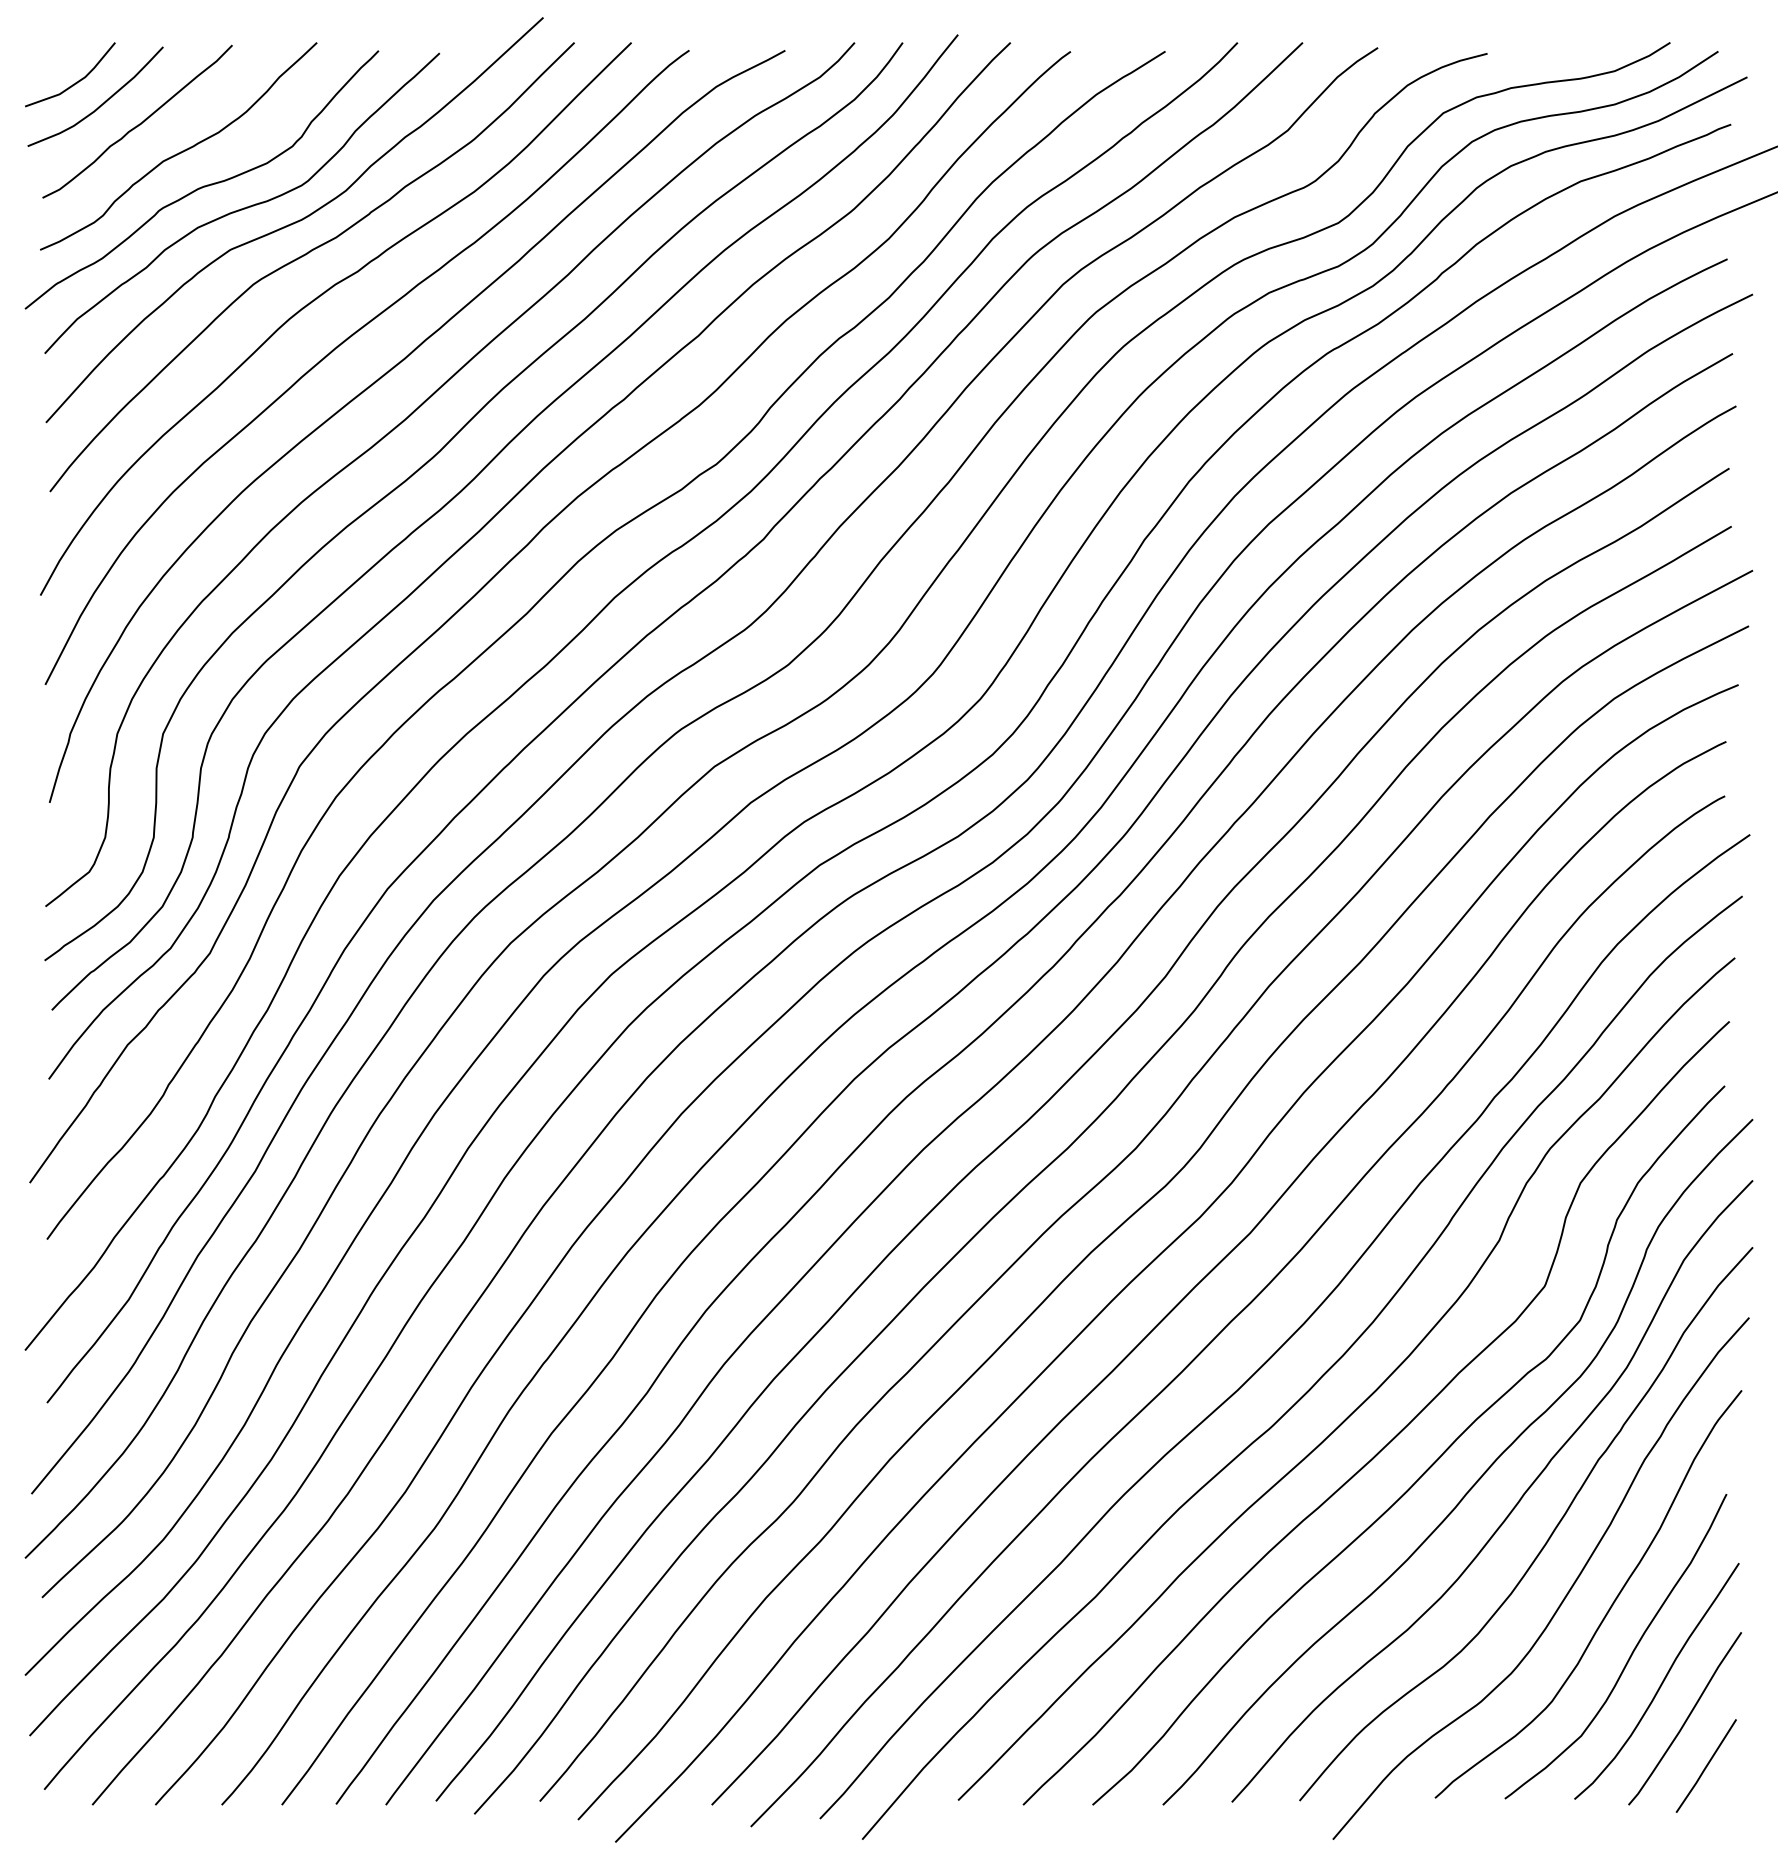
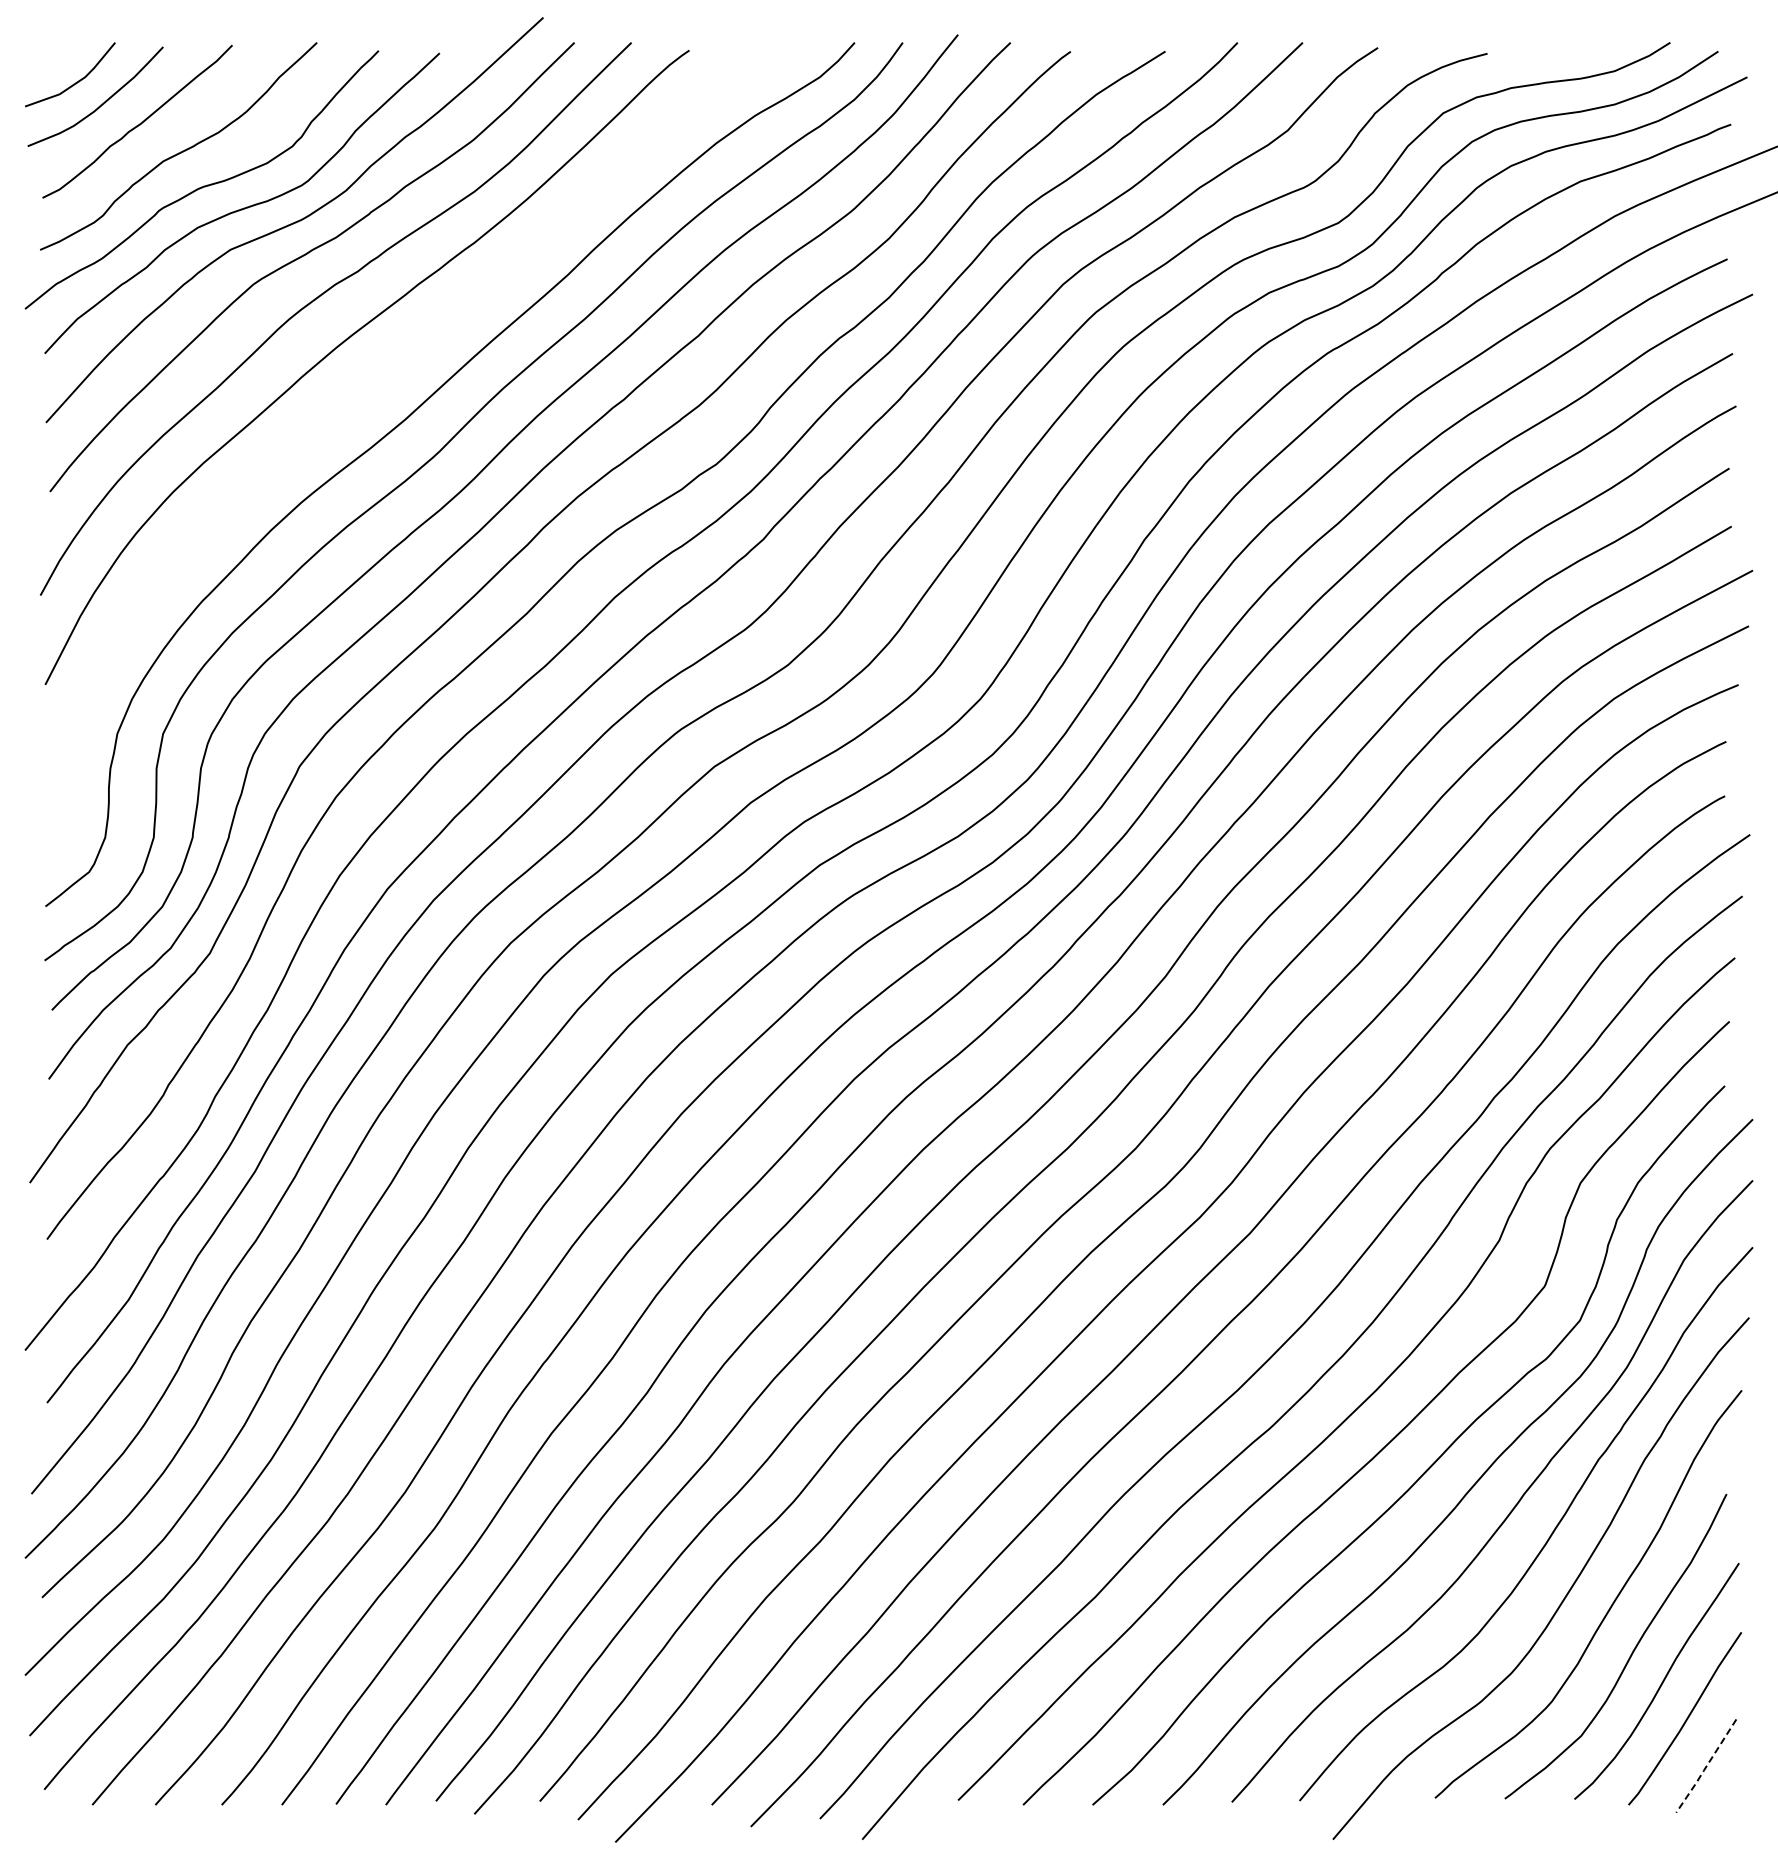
curve: present -> none (380, 379)
line: solid -> dashed (1706, 1767)
